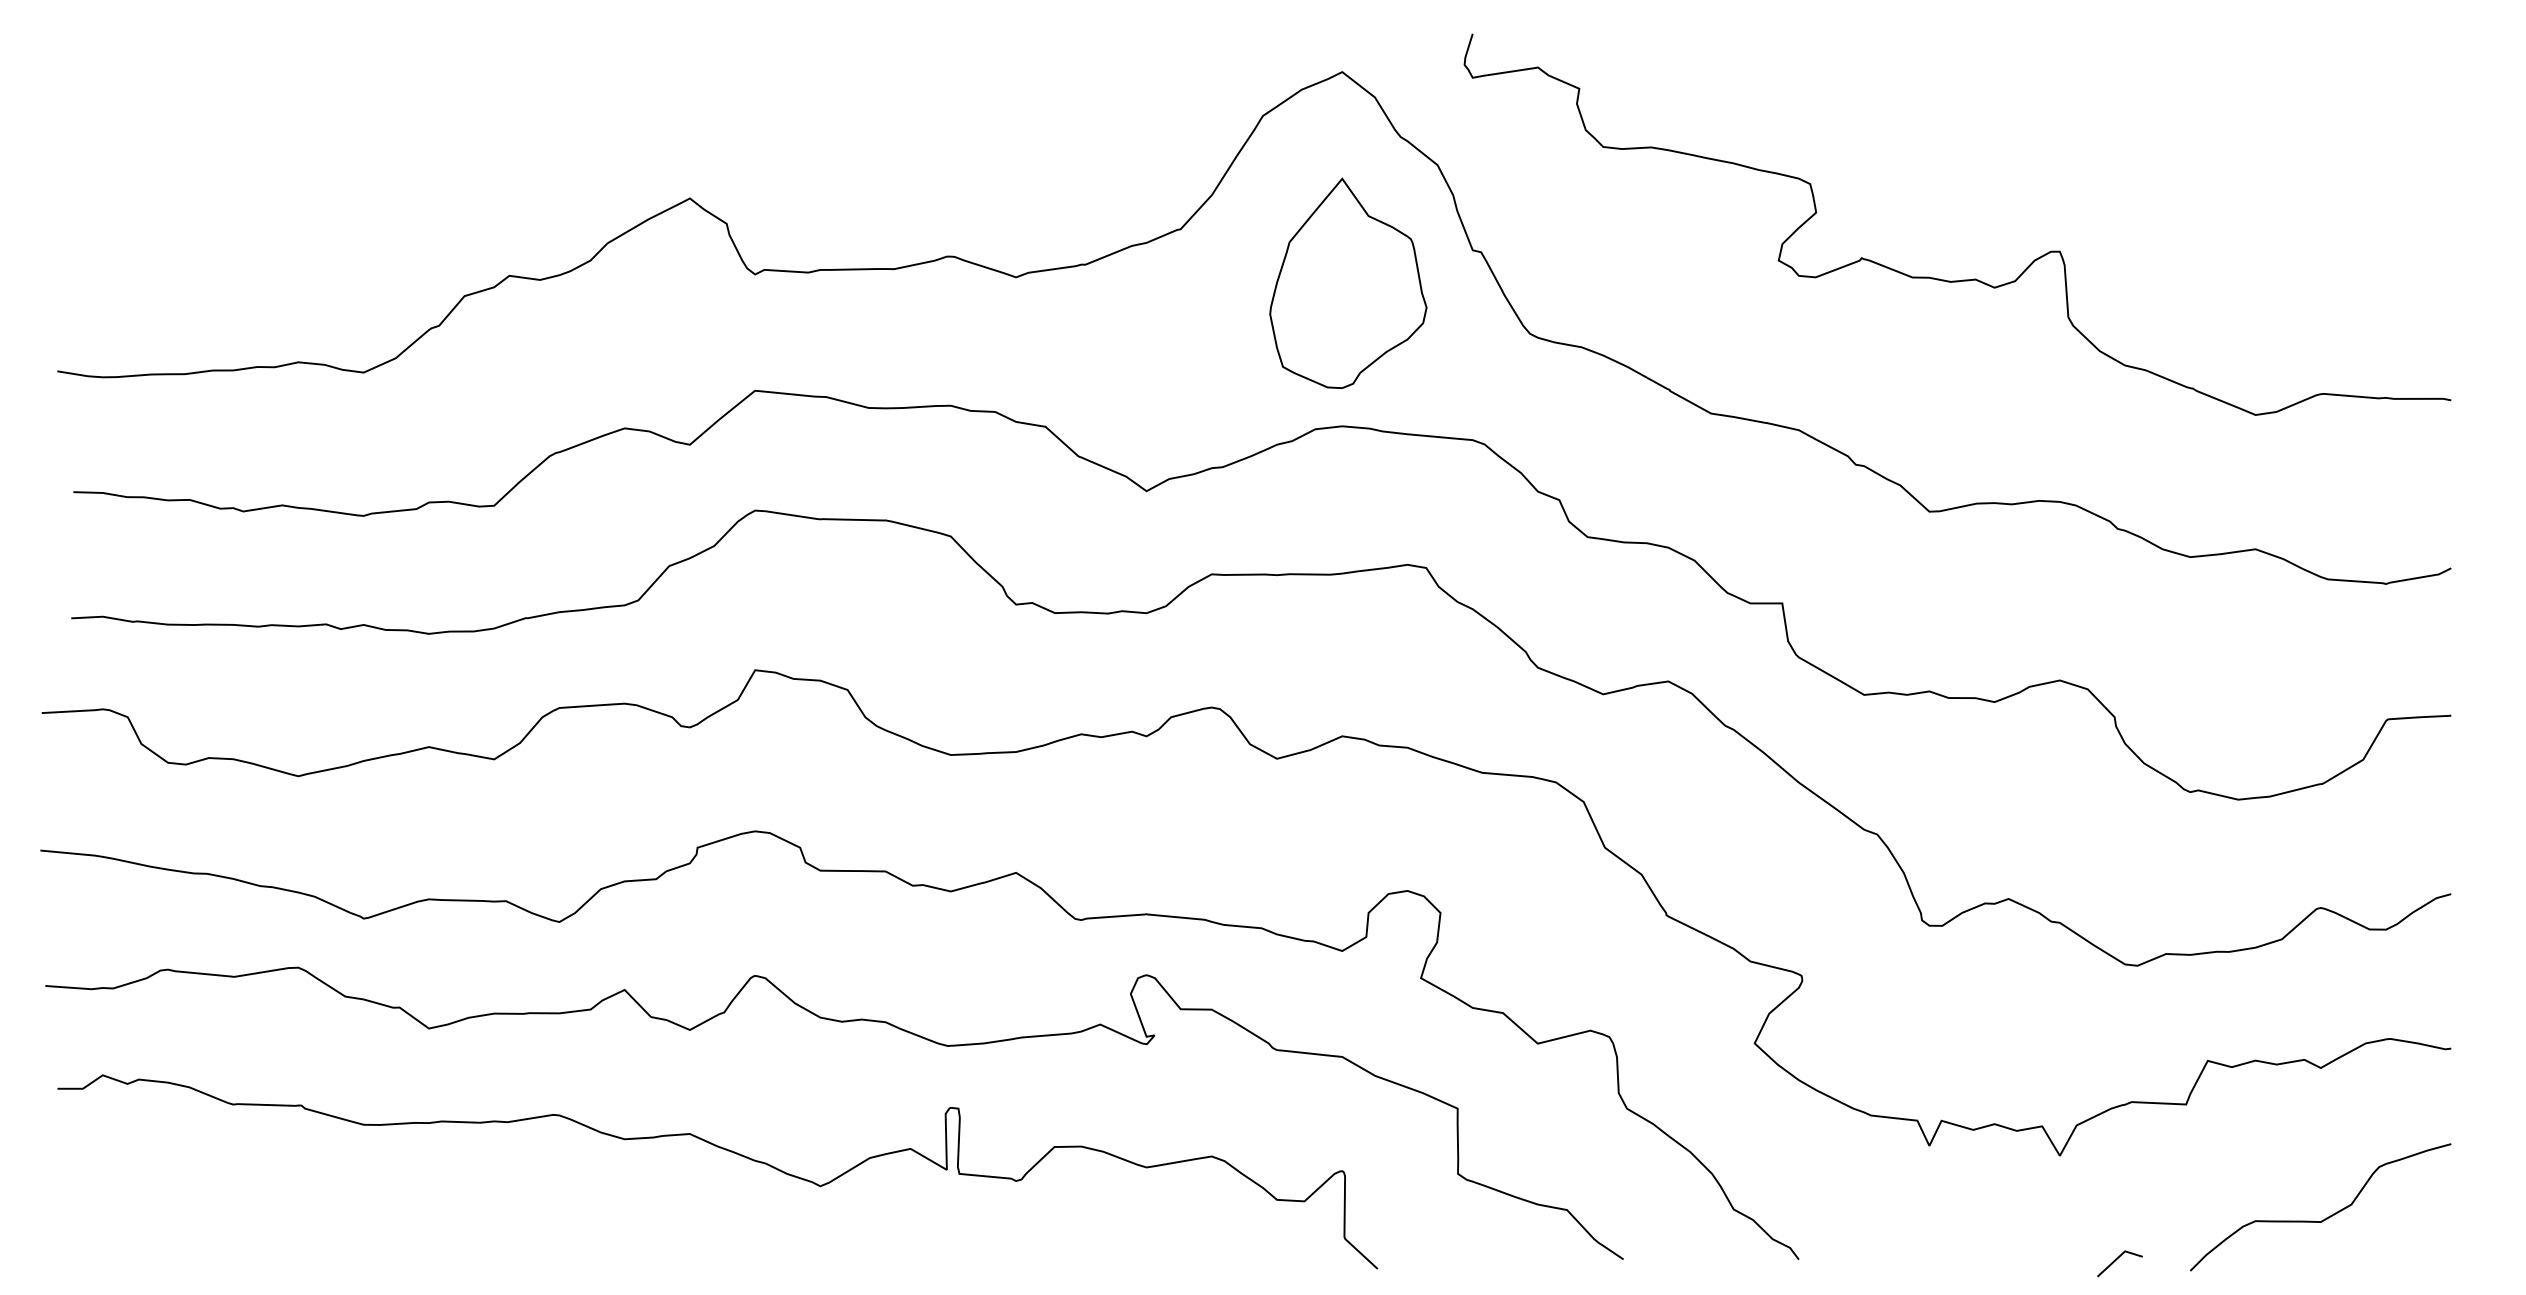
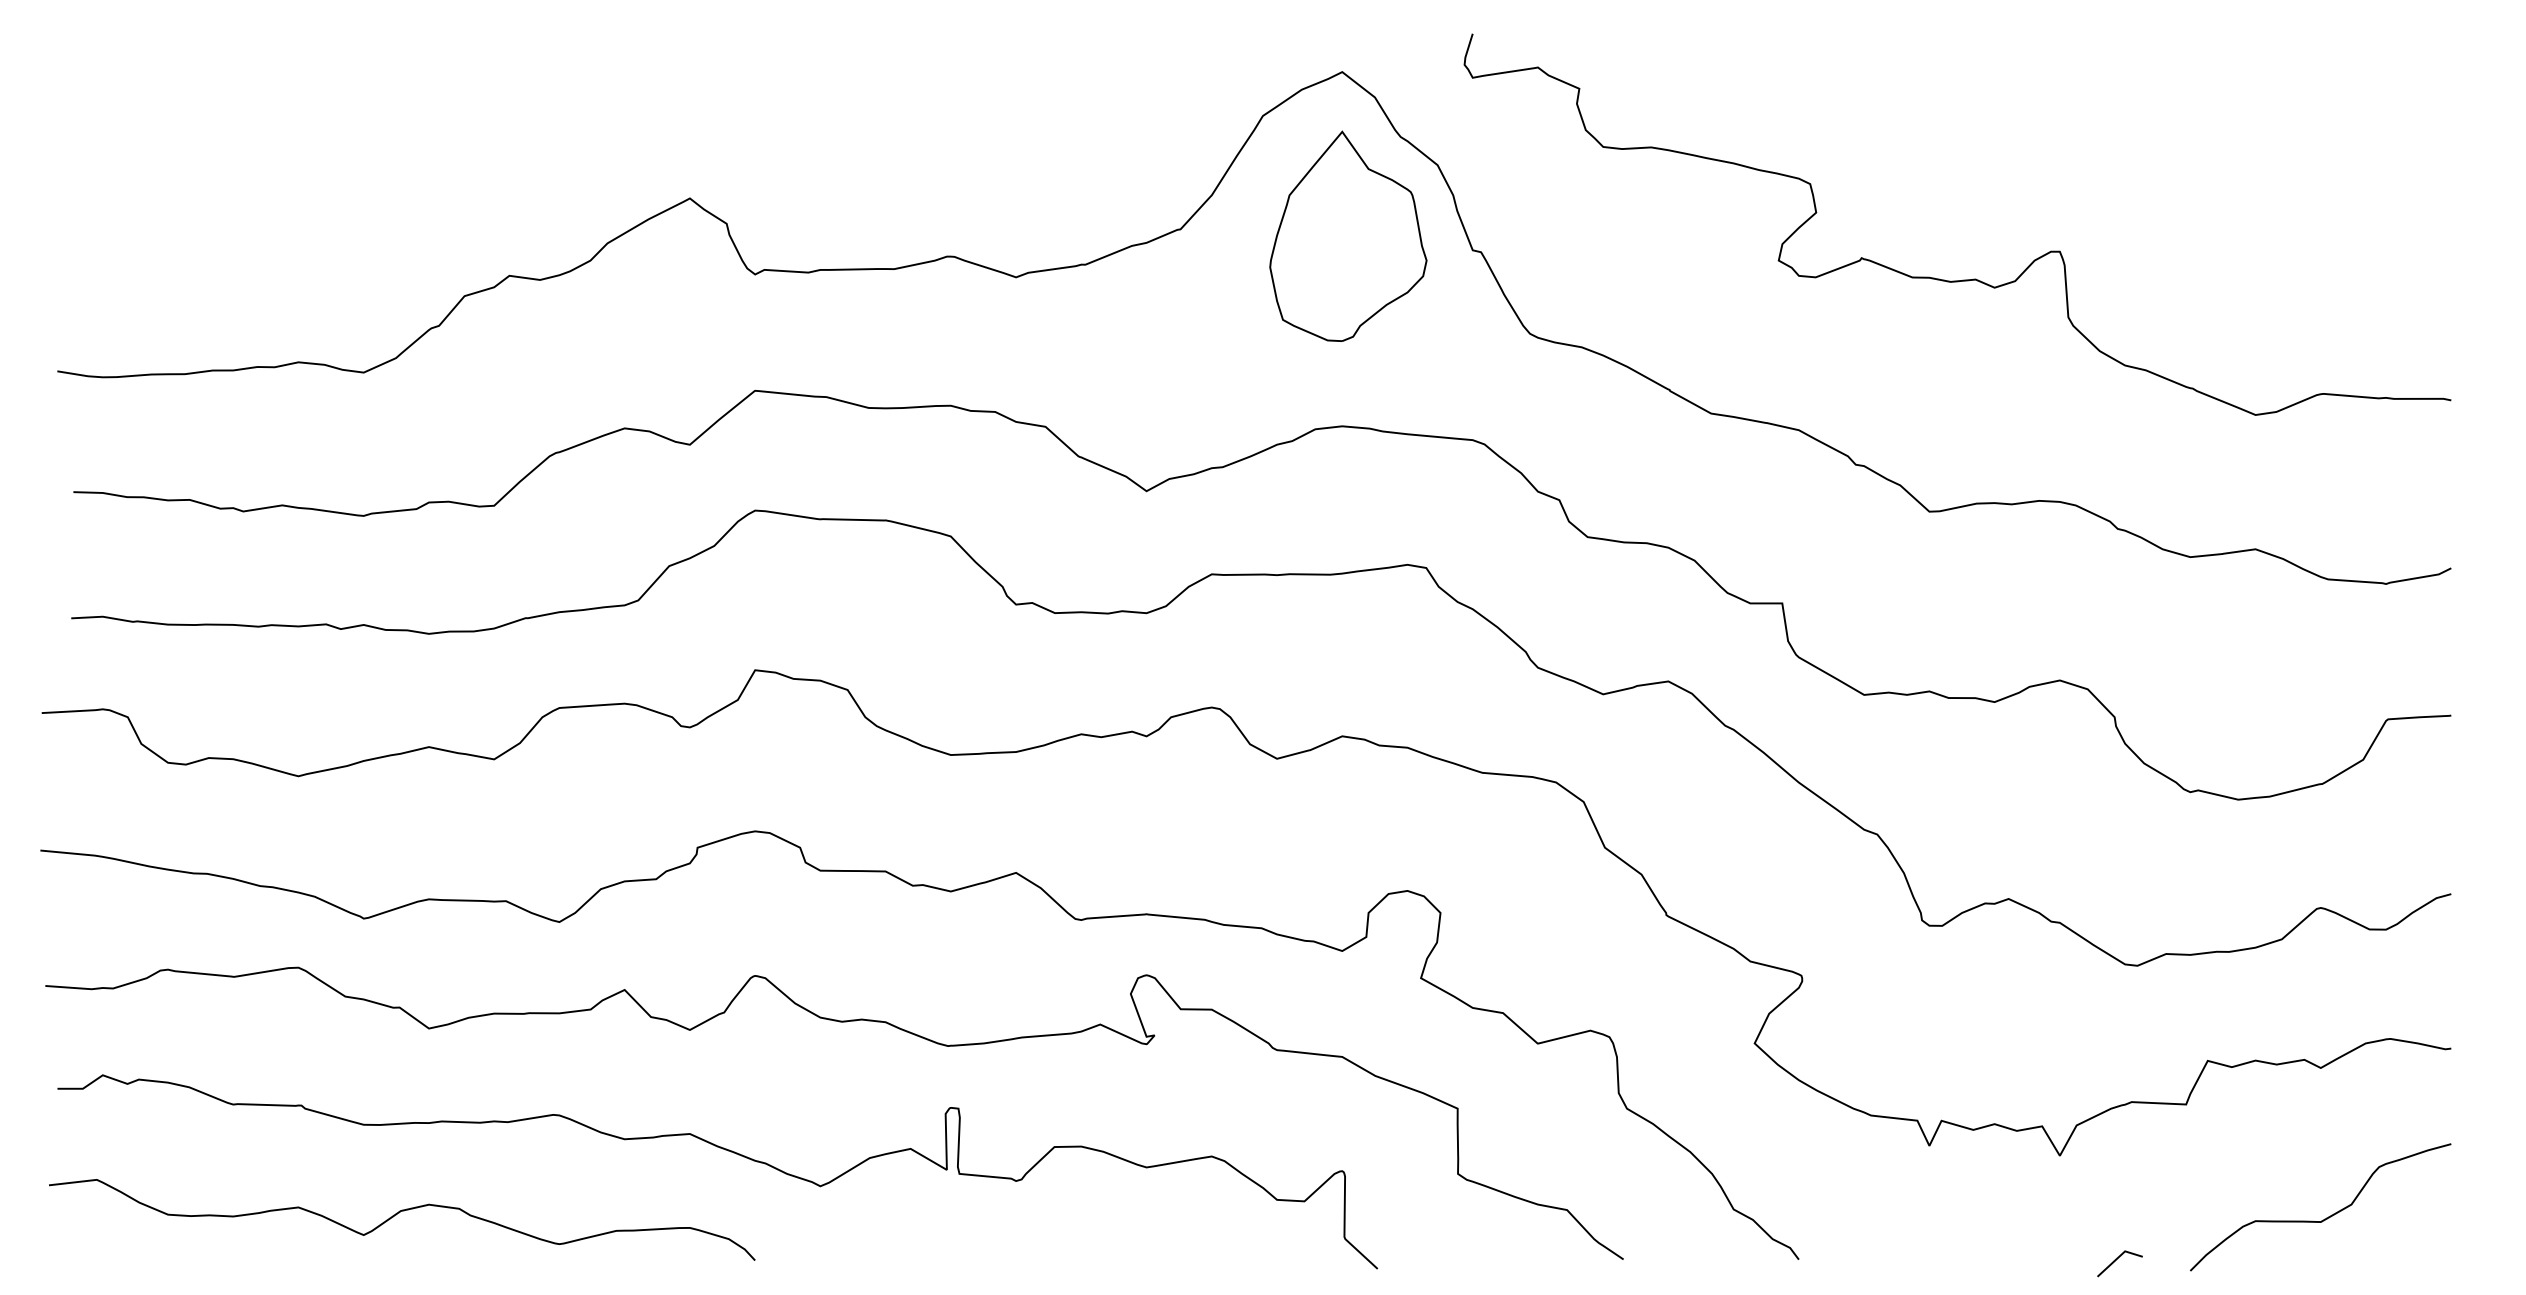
part position: (1348, 282) -> (1348, 235) (1348, 235)
curve: none -> present (399, 1213)
